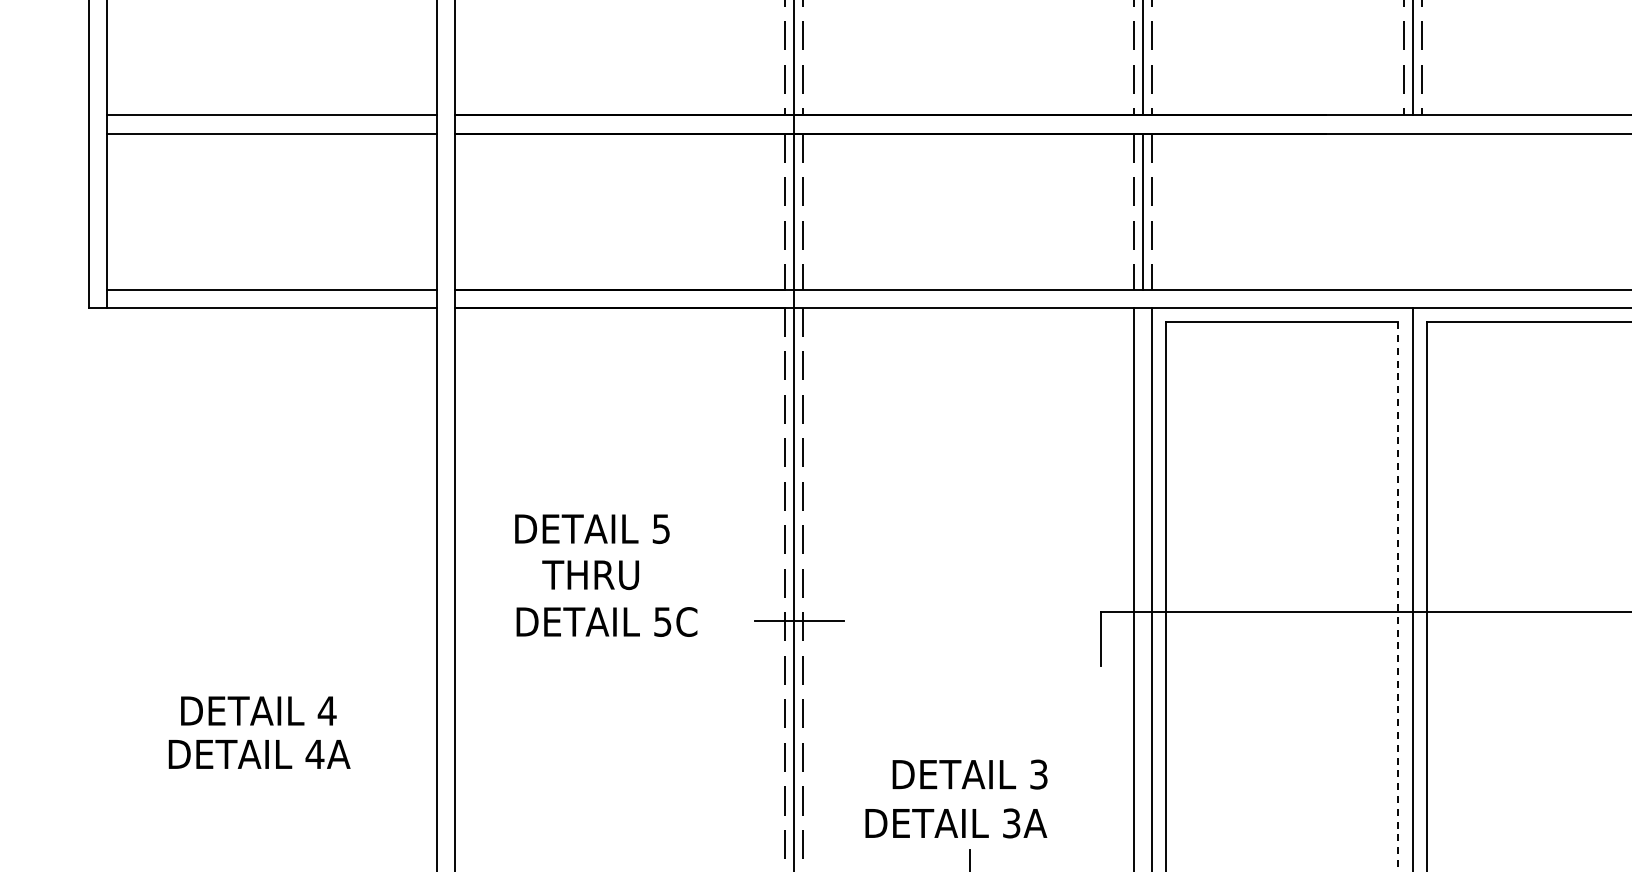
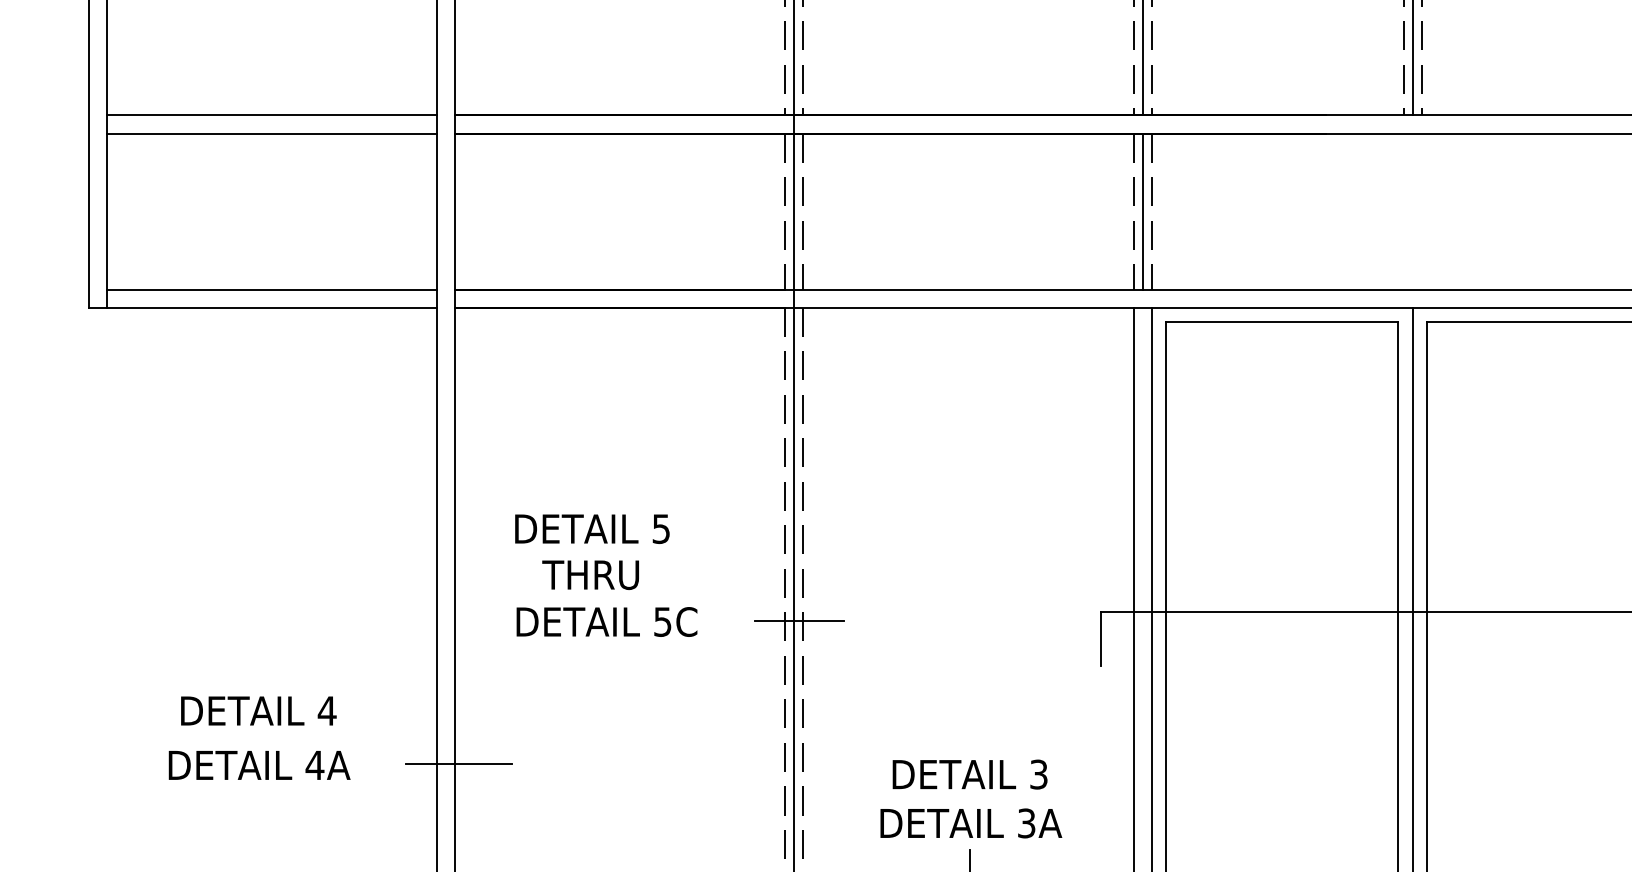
line: dashed -> solid (1398, 597)
text position: (259, 754) -> (259, 765) (259, 765)
line: none -> present (459, 764)
text position: (956, 823) -> (971, 823) (971, 823)
